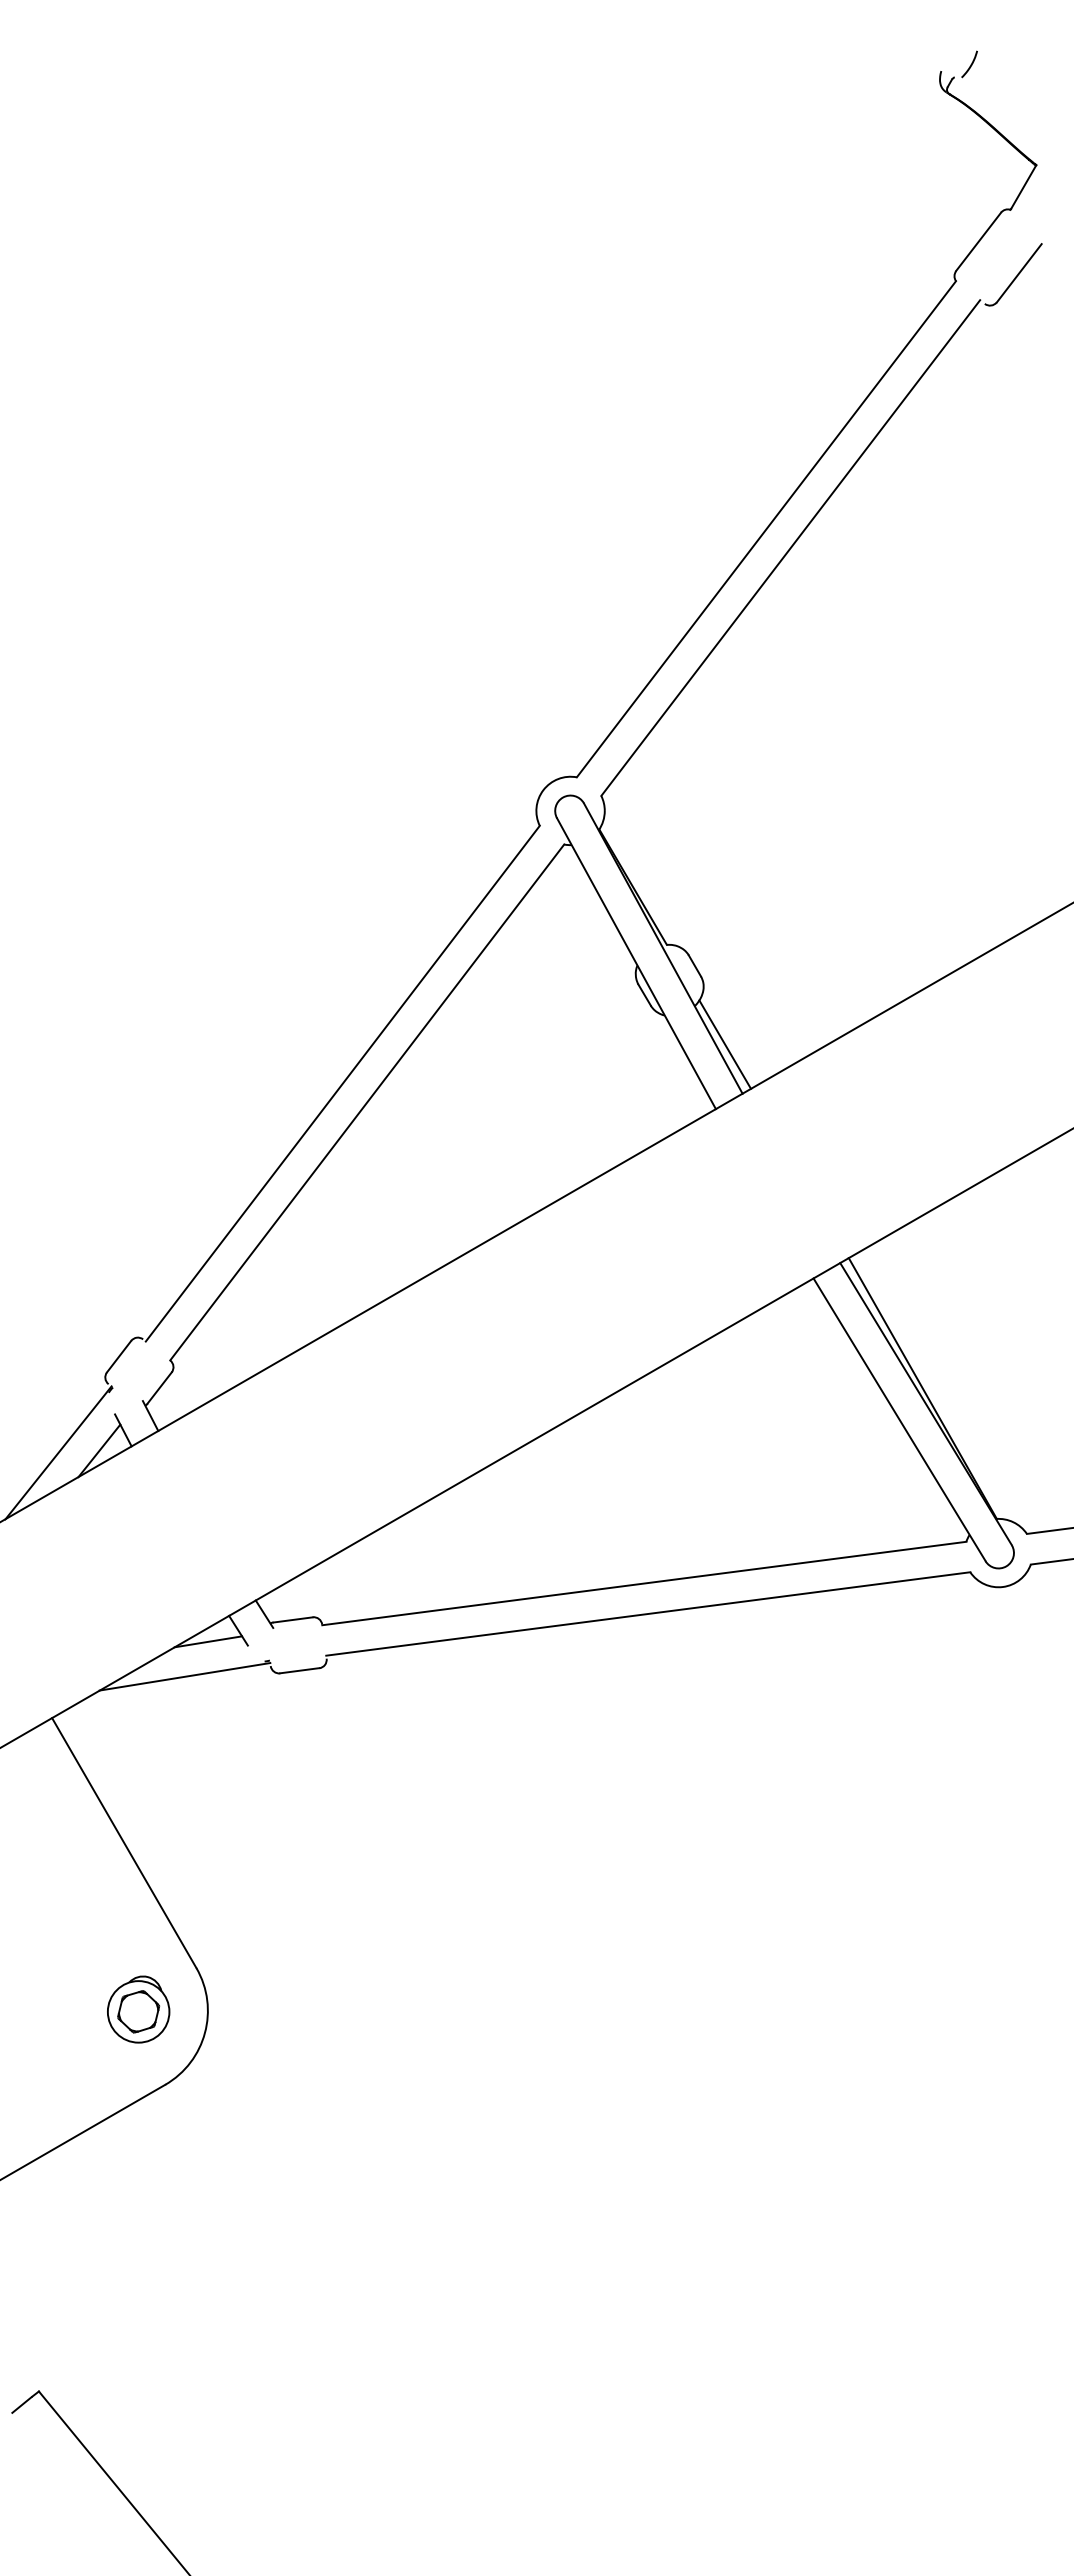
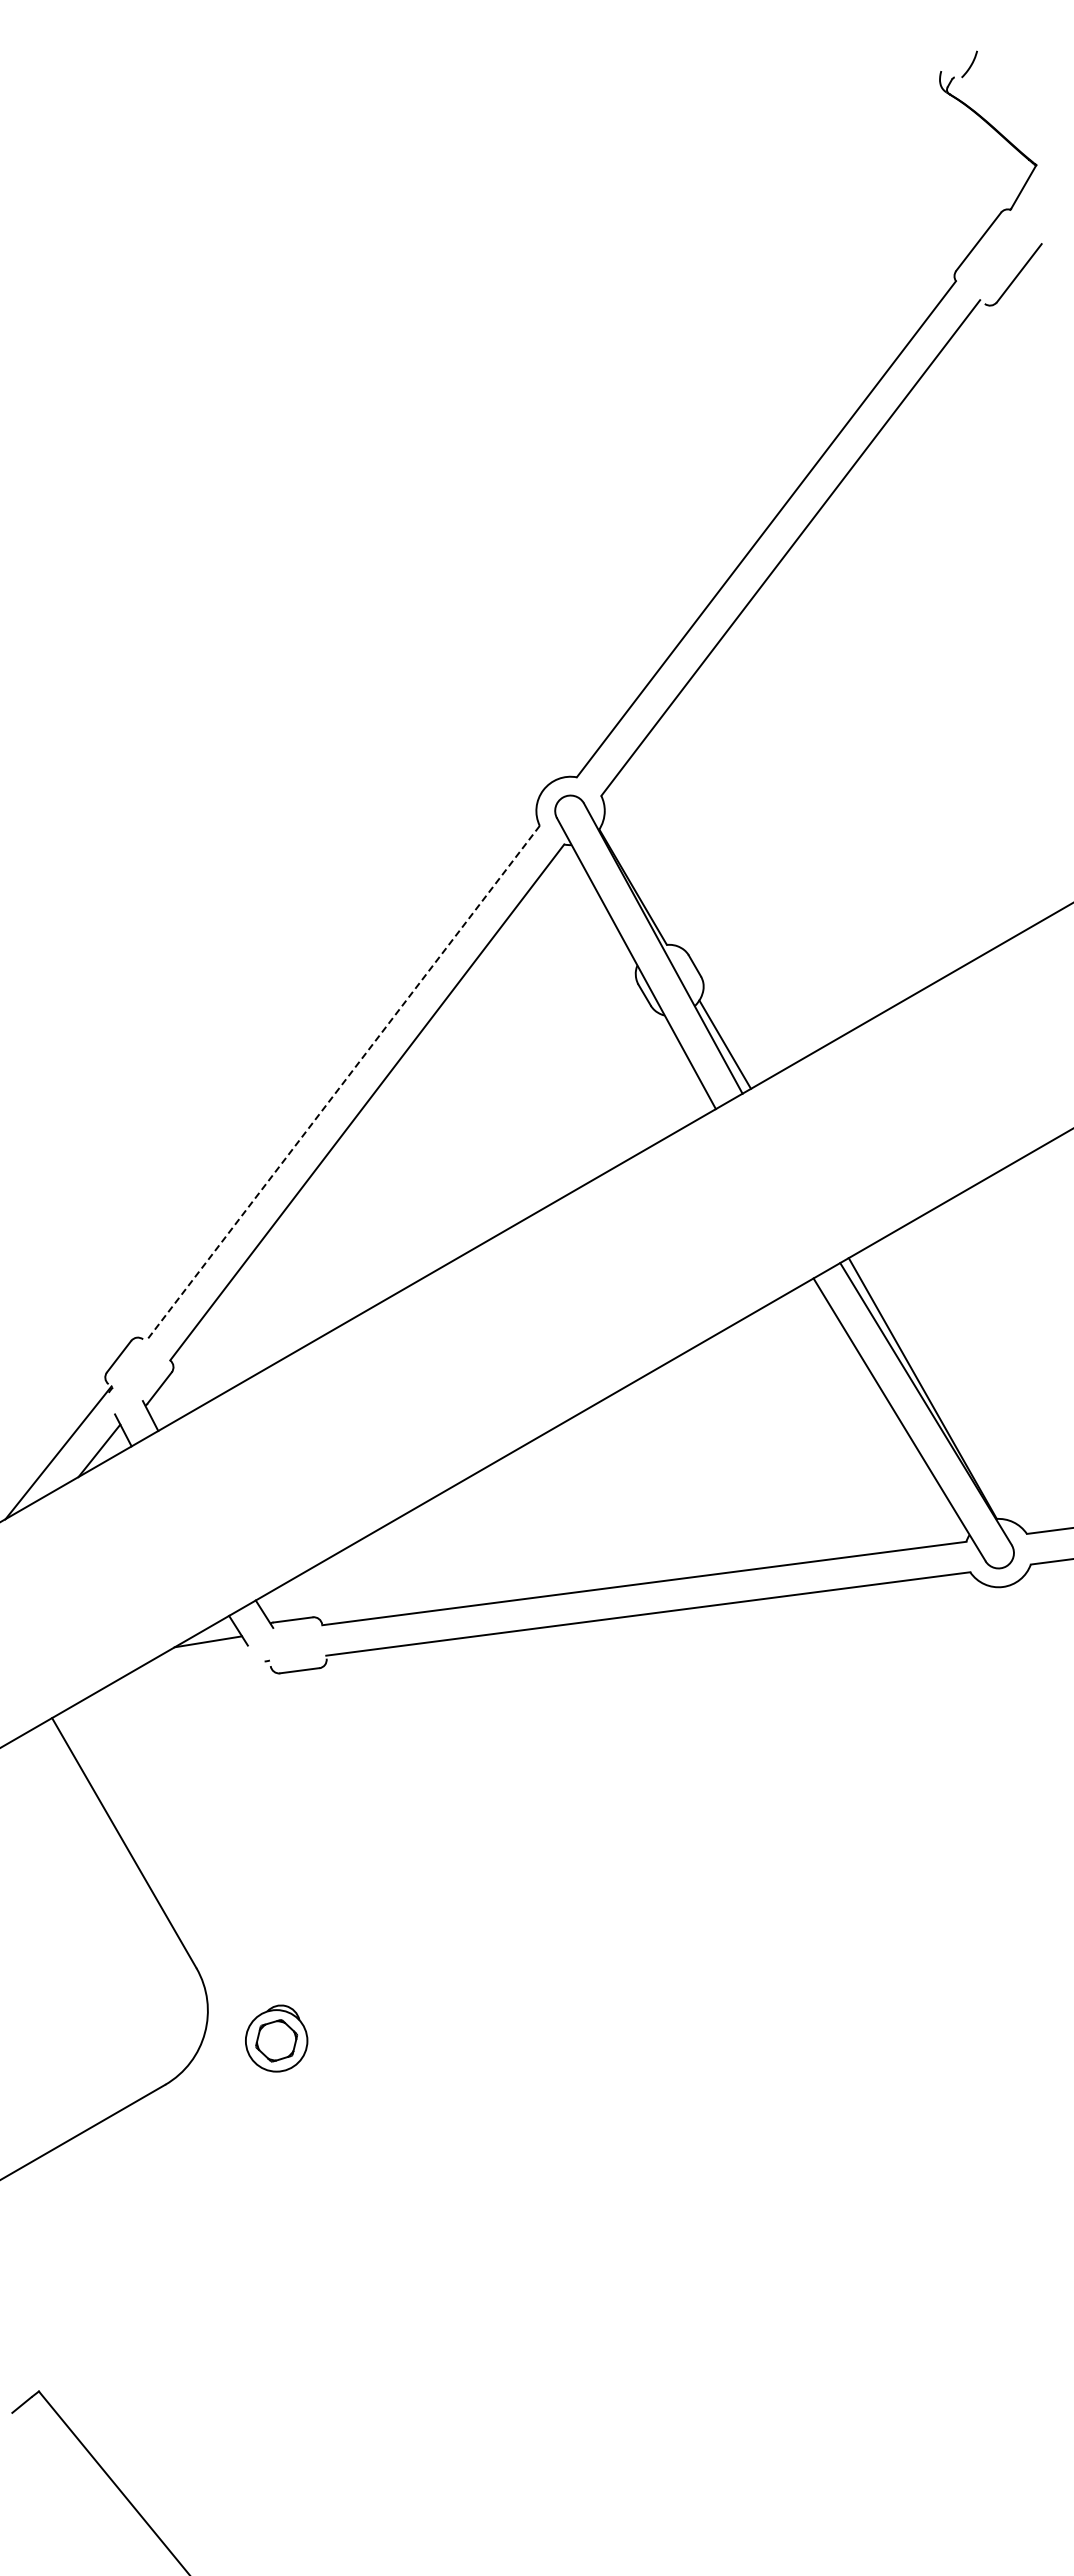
line: solid -> dashed (342, 1084)
line: present -> none (184, 1676)
part position: (138, 2009) -> (276, 2038) (276, 2038)
